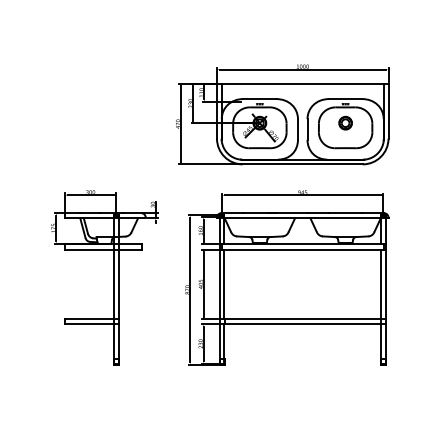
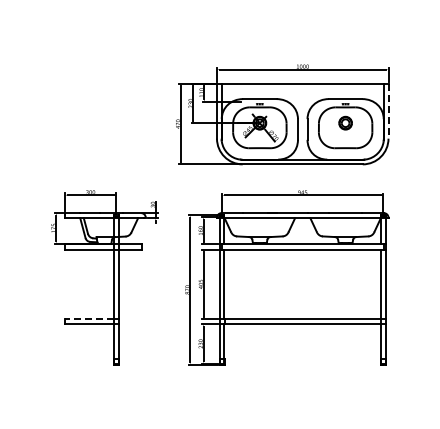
line: solid -> dashed (388, 111)
line: solid -> dashed (88, 319)
